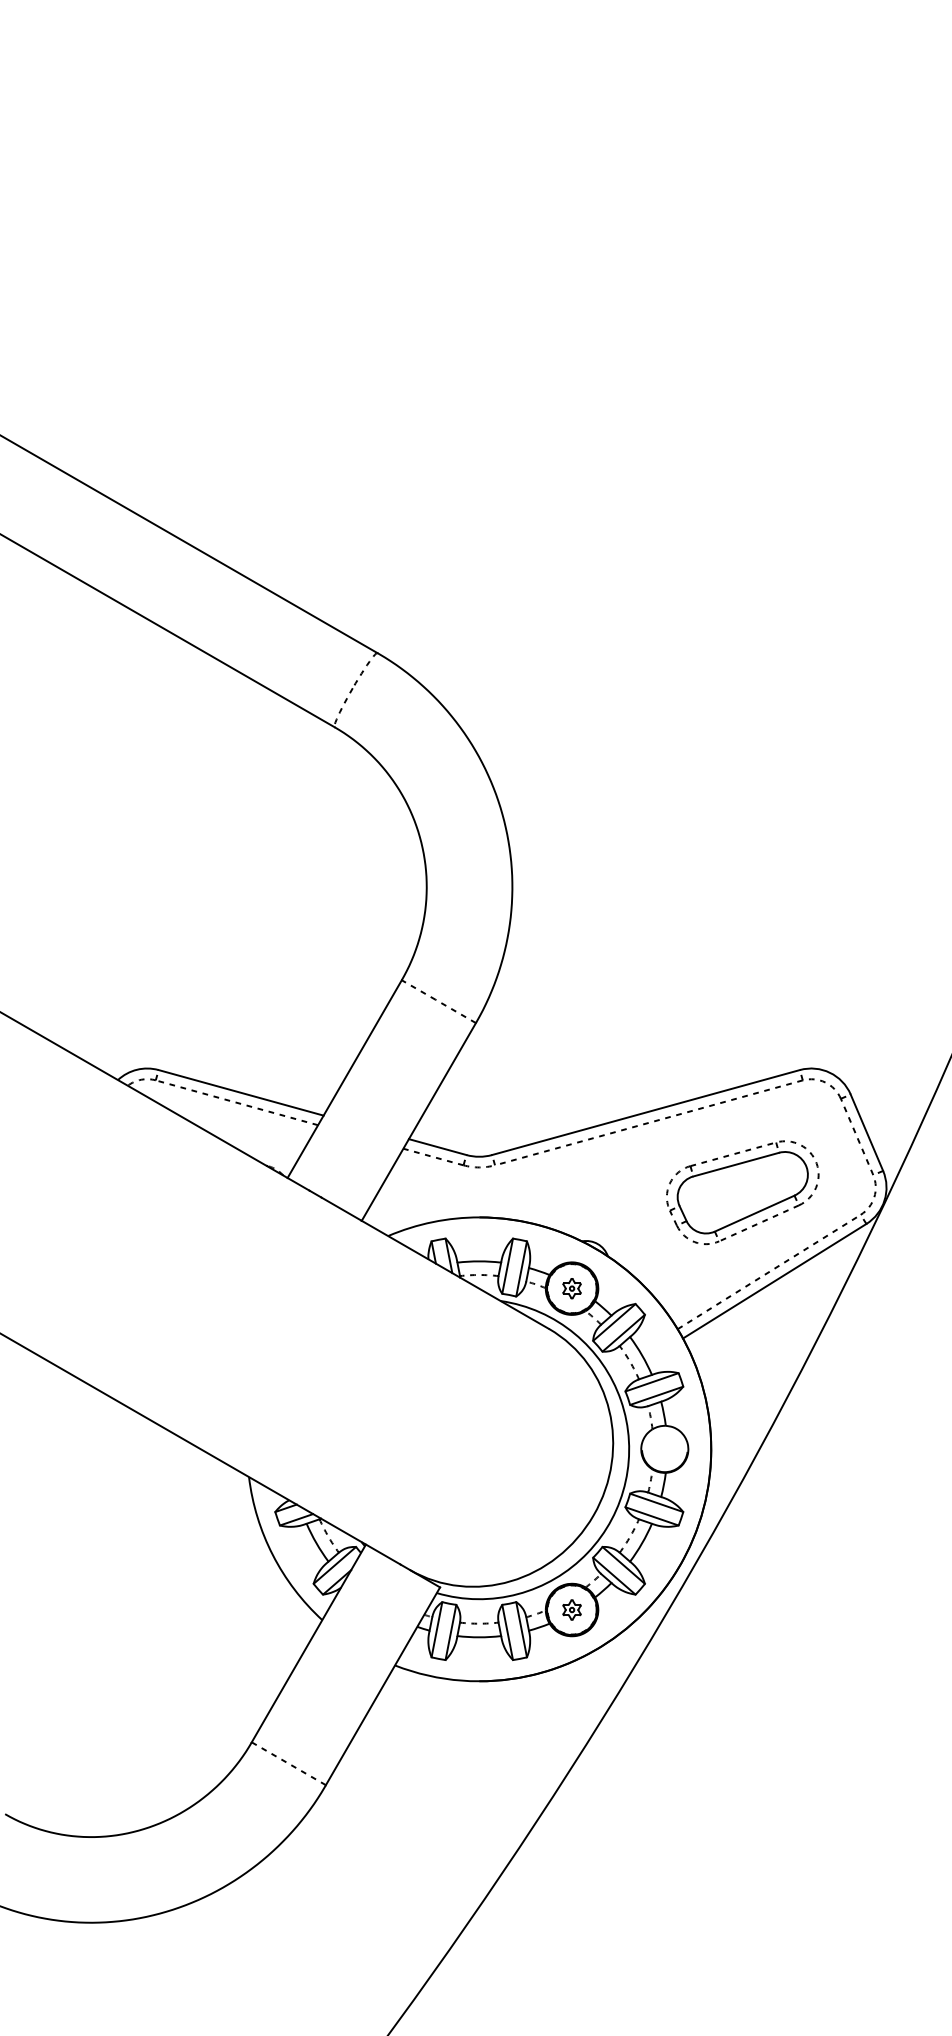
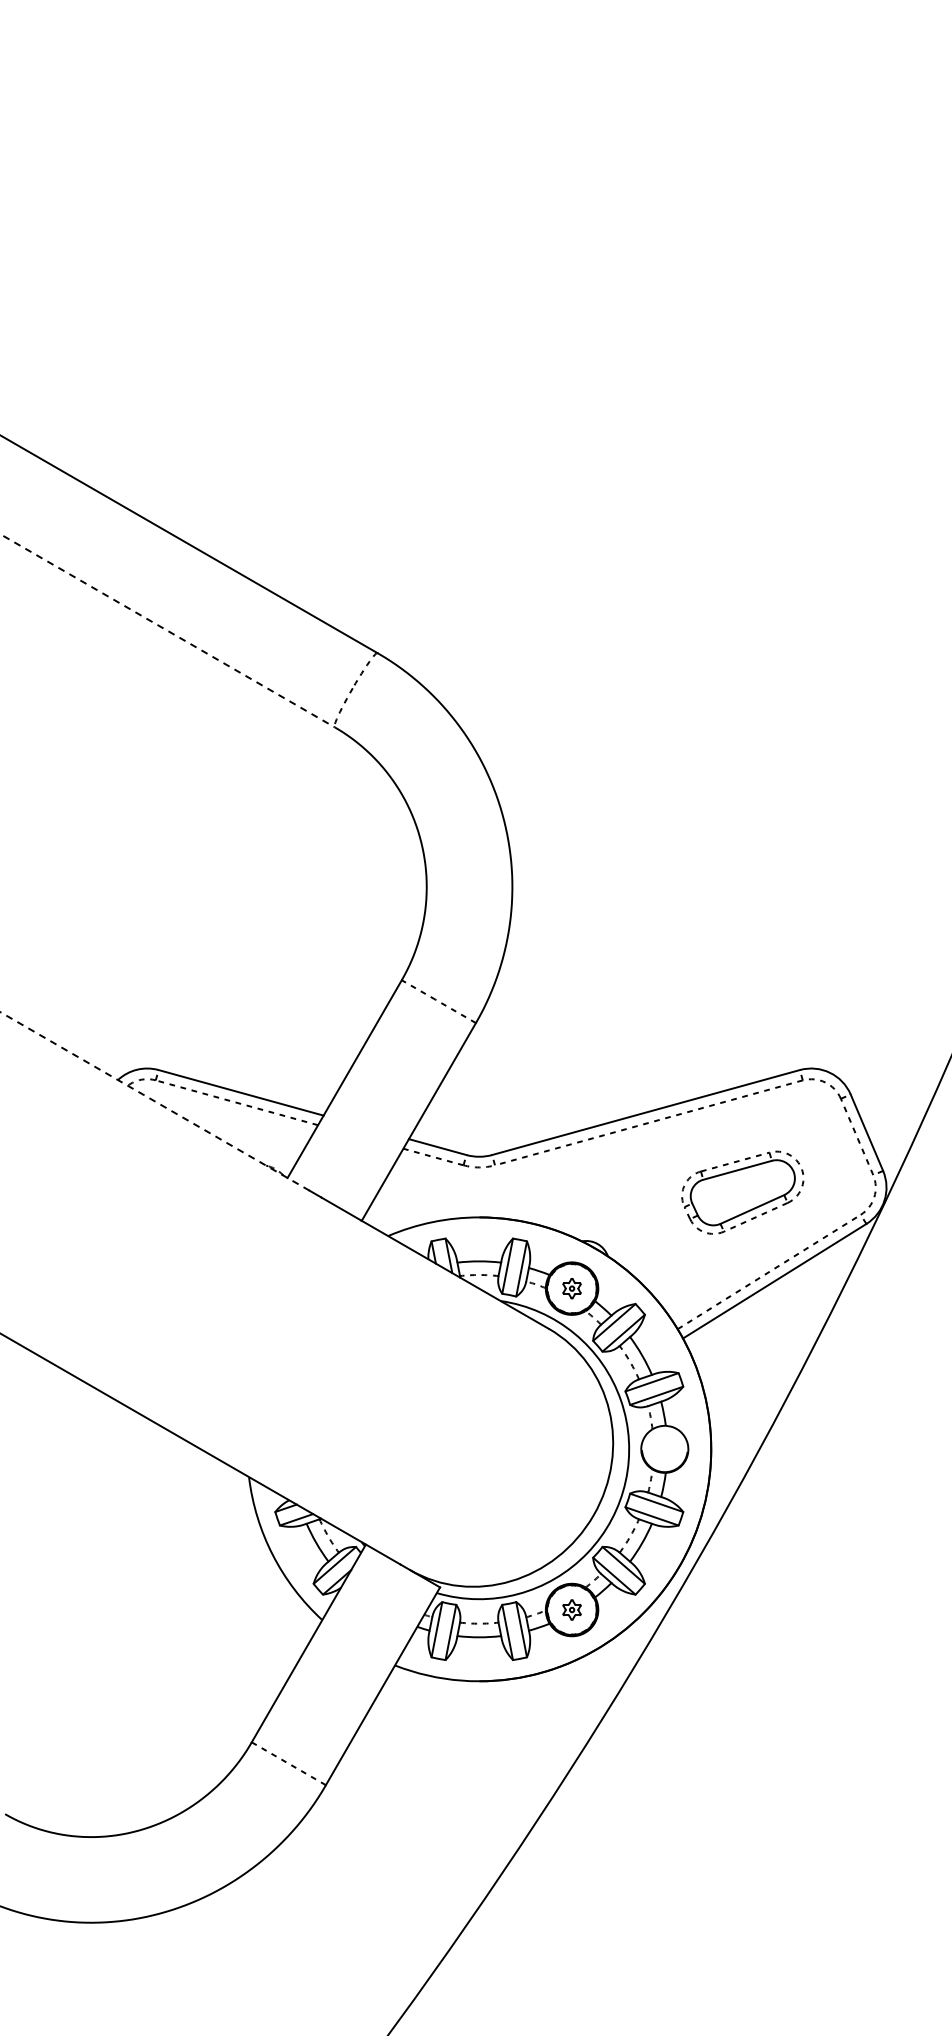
line: solid -> dashed (167, 630)
line: solid -> dashed (154, 1101)
part size: 154x106 px -> 124x85 px (742, 1192)
